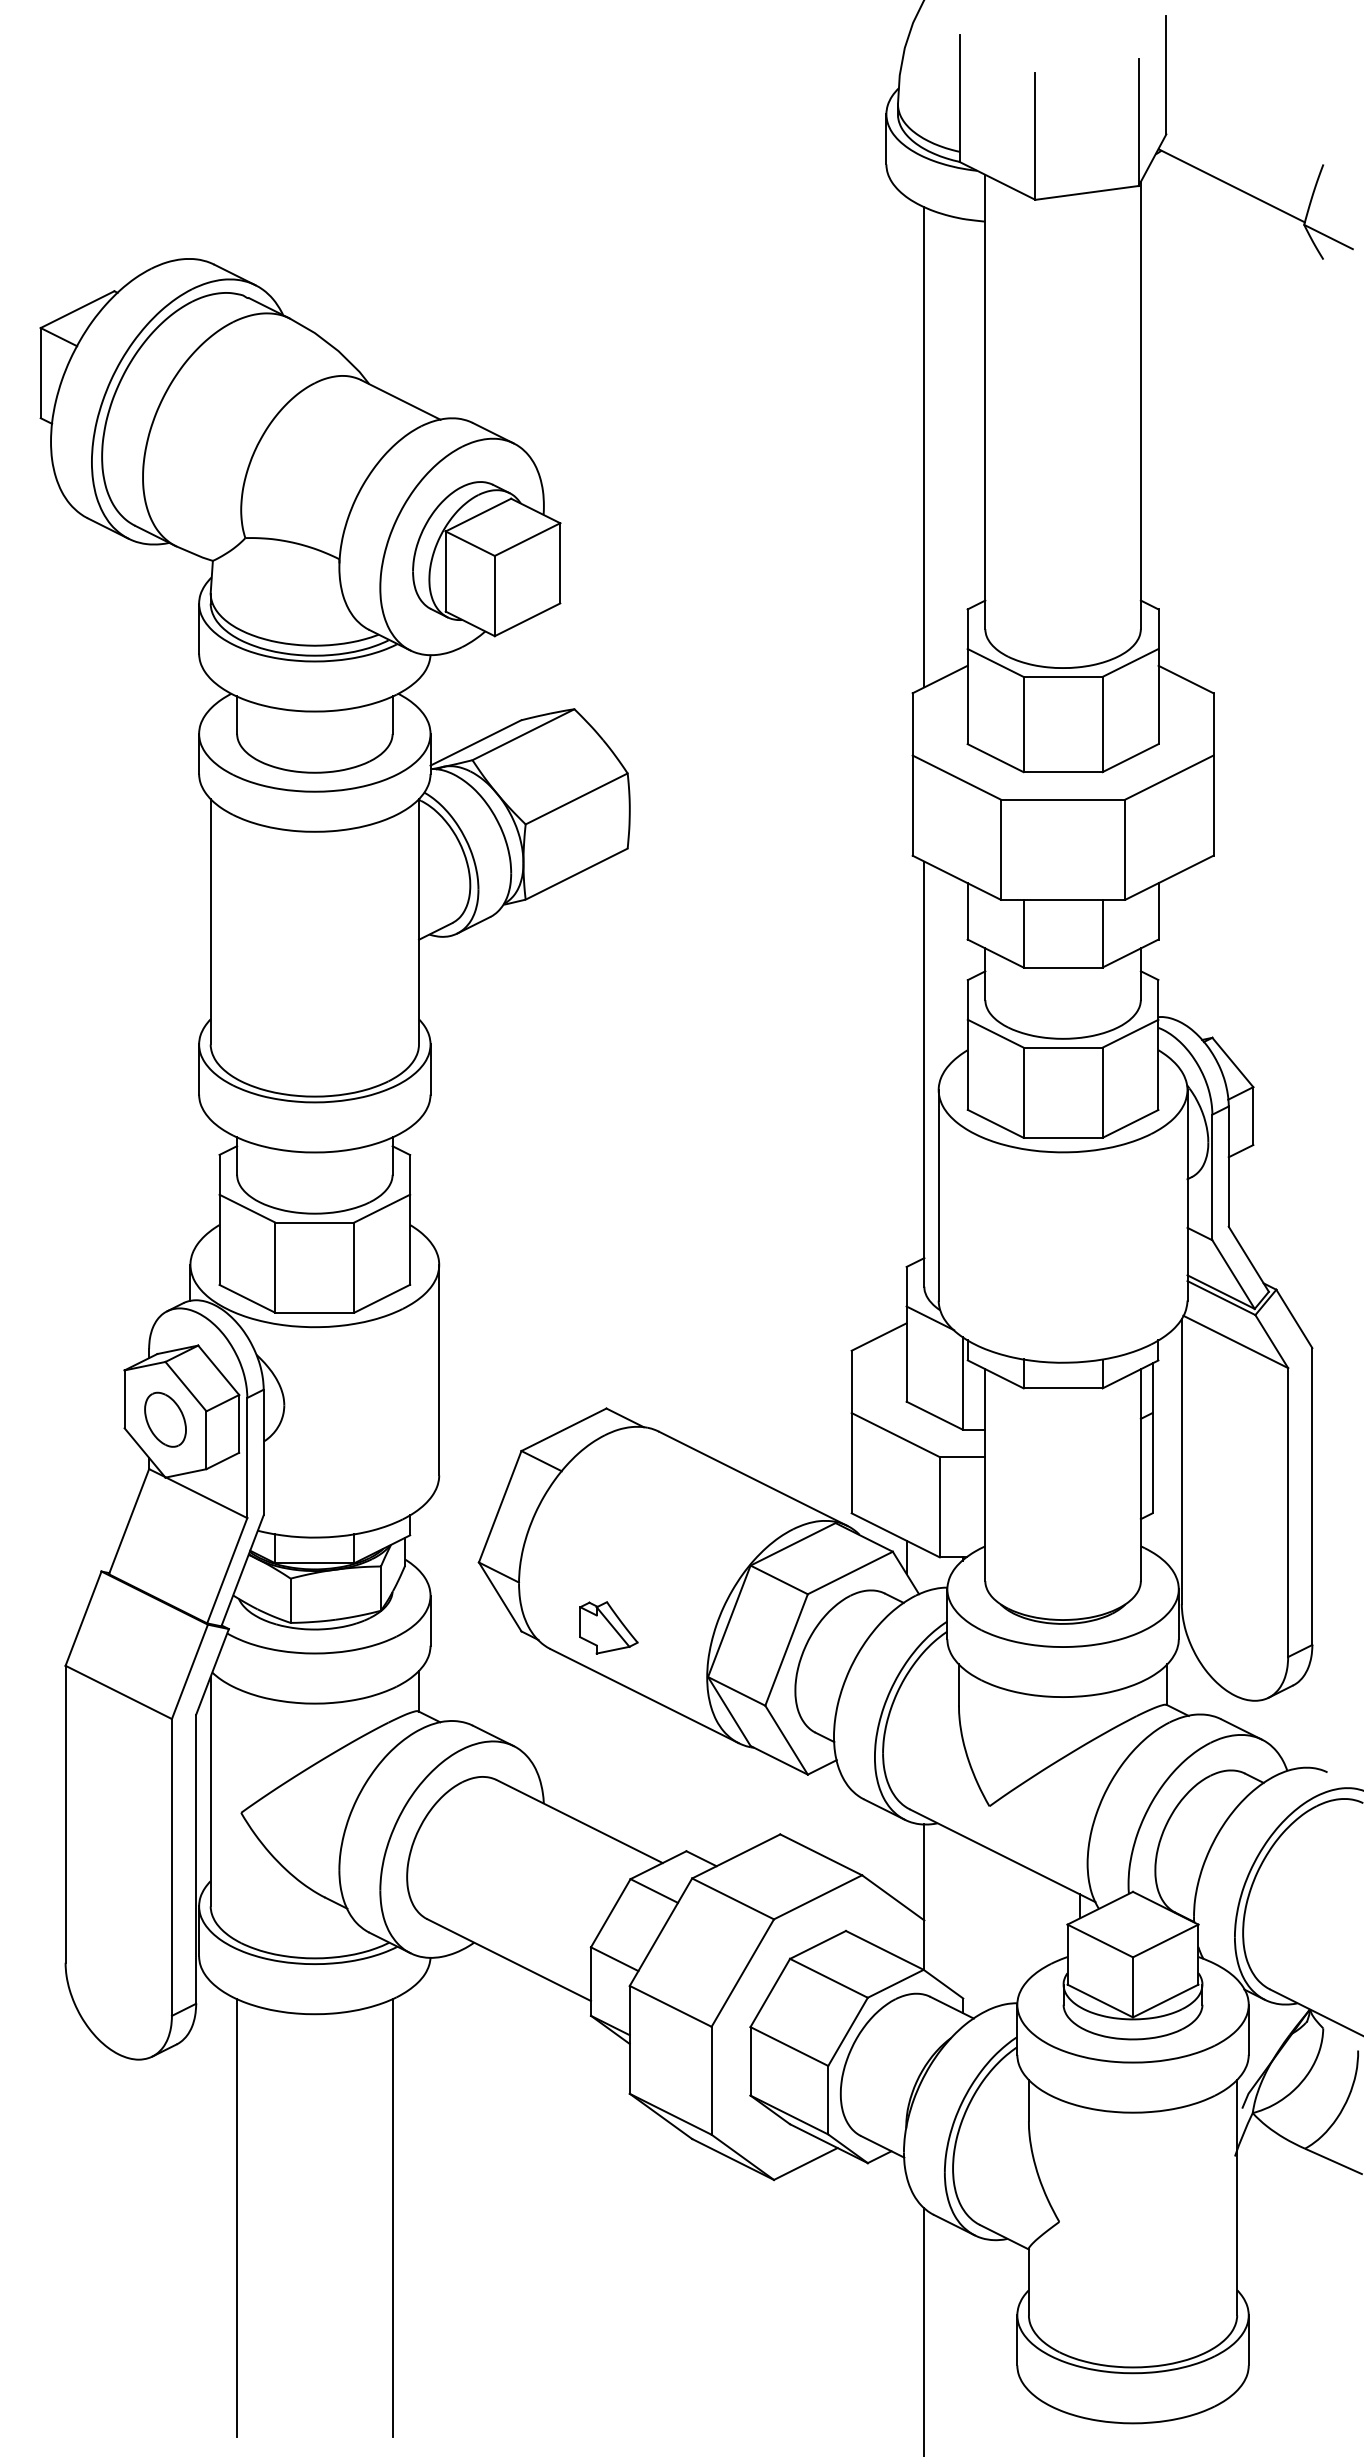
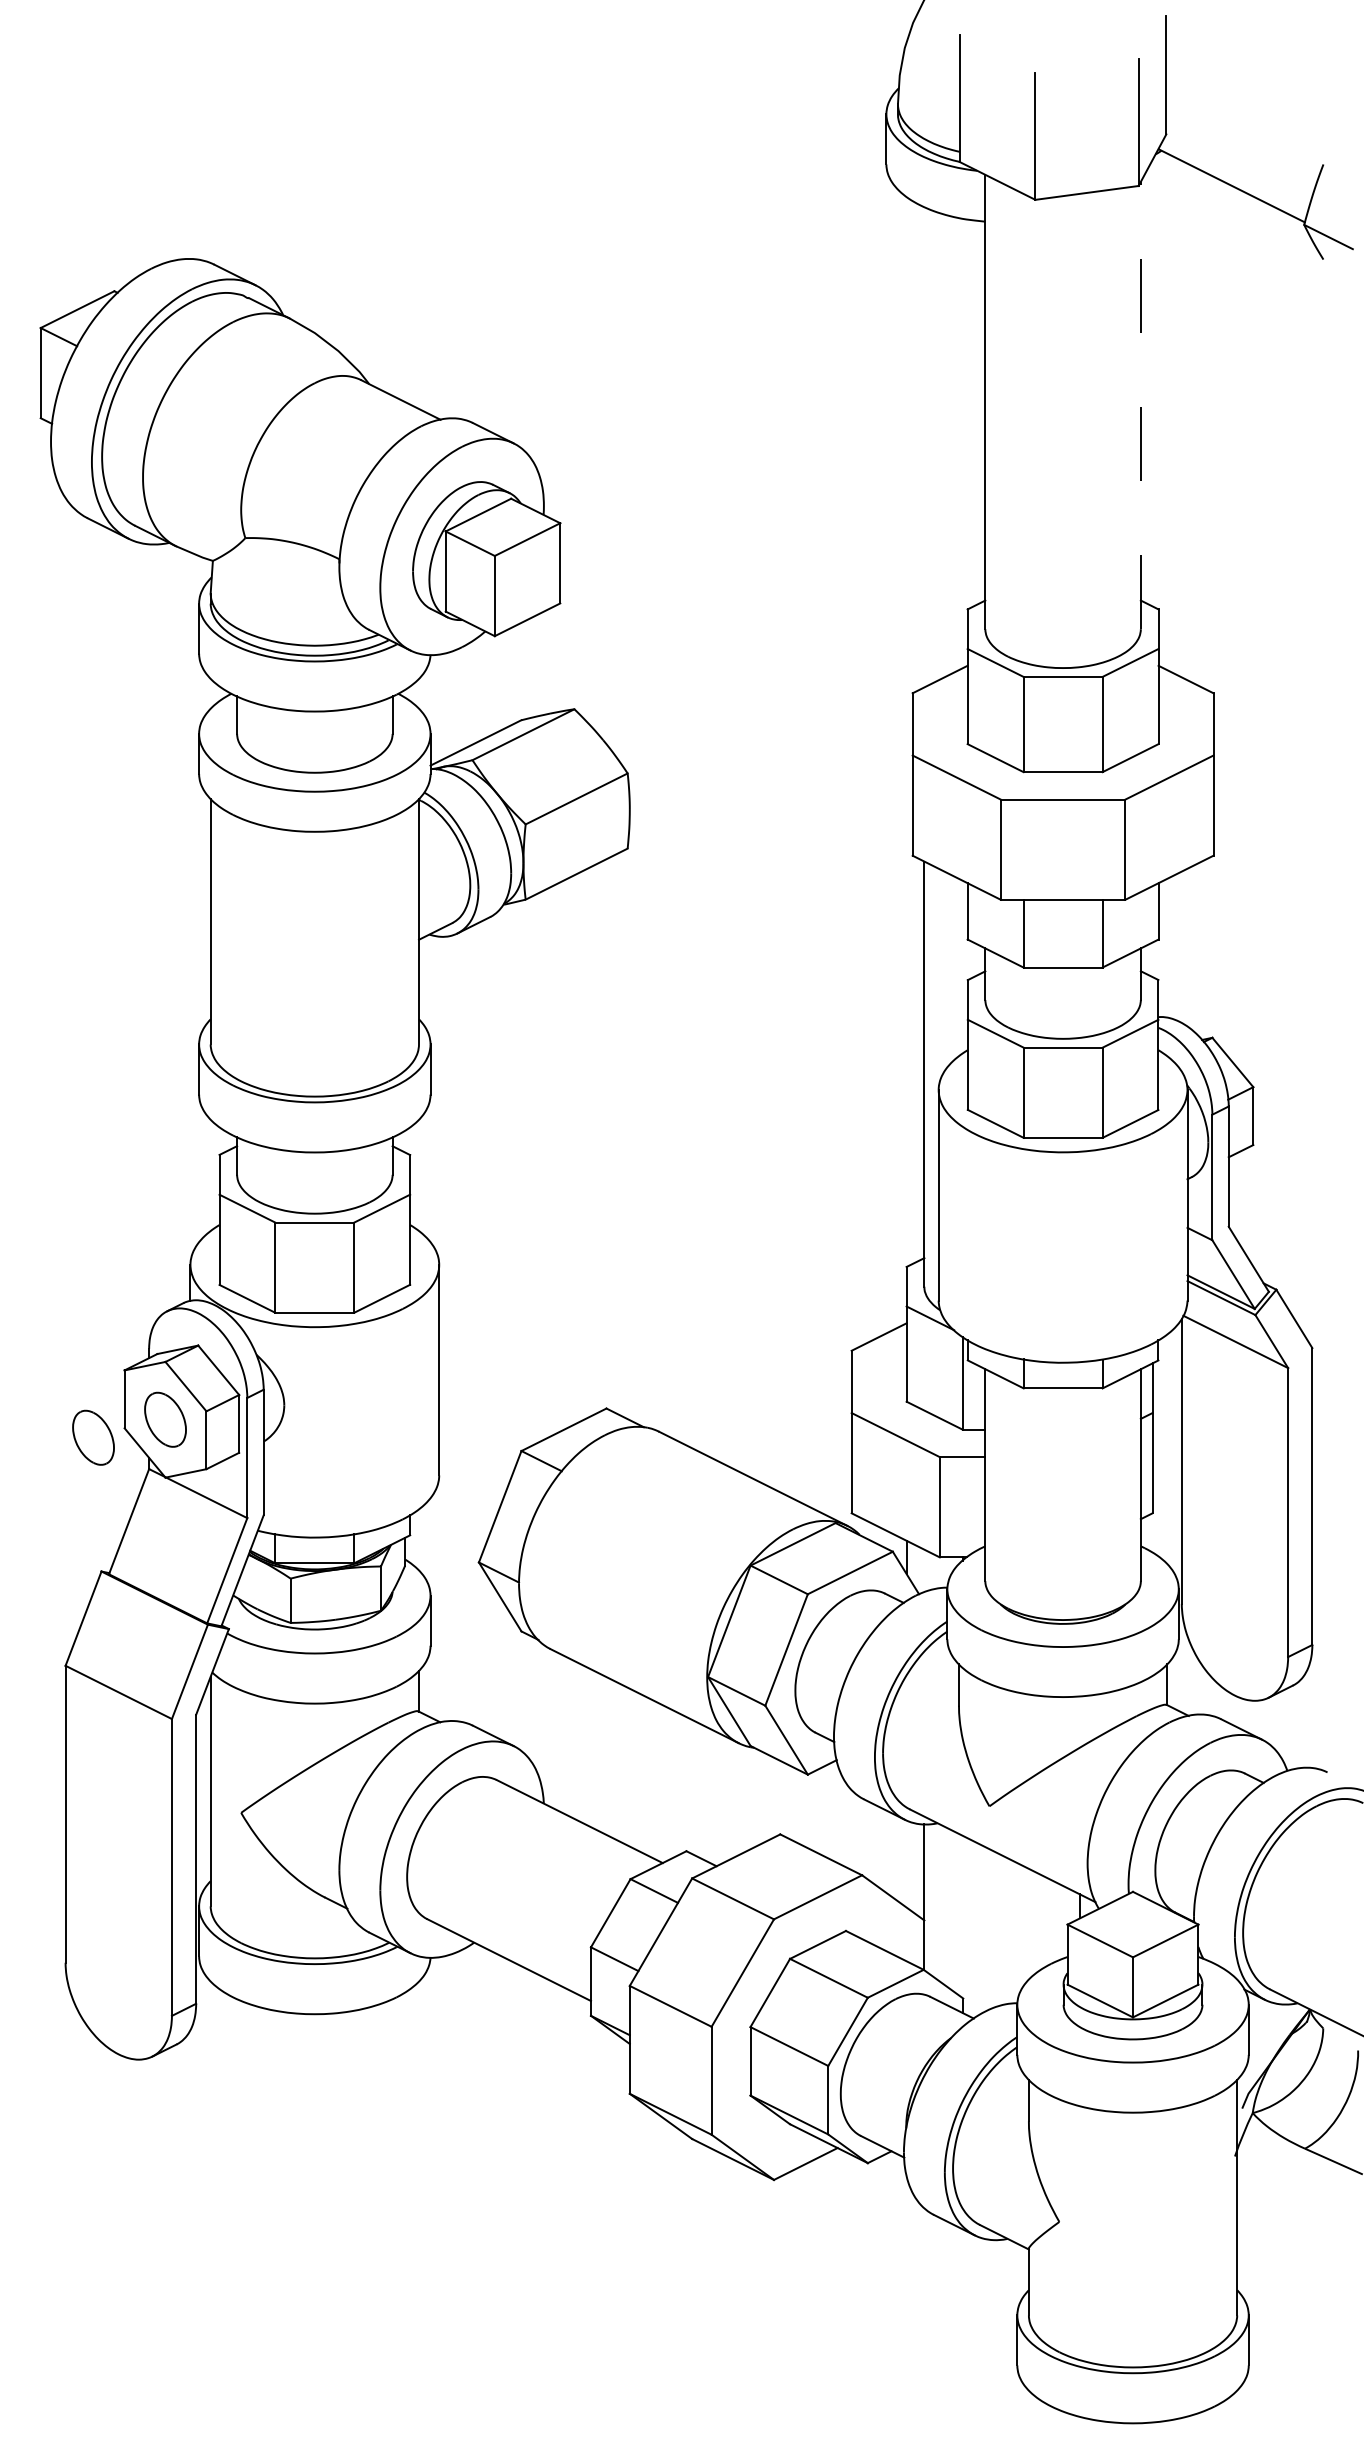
line: solid -> dashed (1140, 405)
line: present -> none (924, 447)
part: none -> present (93, 1437)
part: present -> none (608, 1627)
line: present -> none (237, 2218)
line: present -> none (392, 2218)
line: present -> none (924, 2330)
